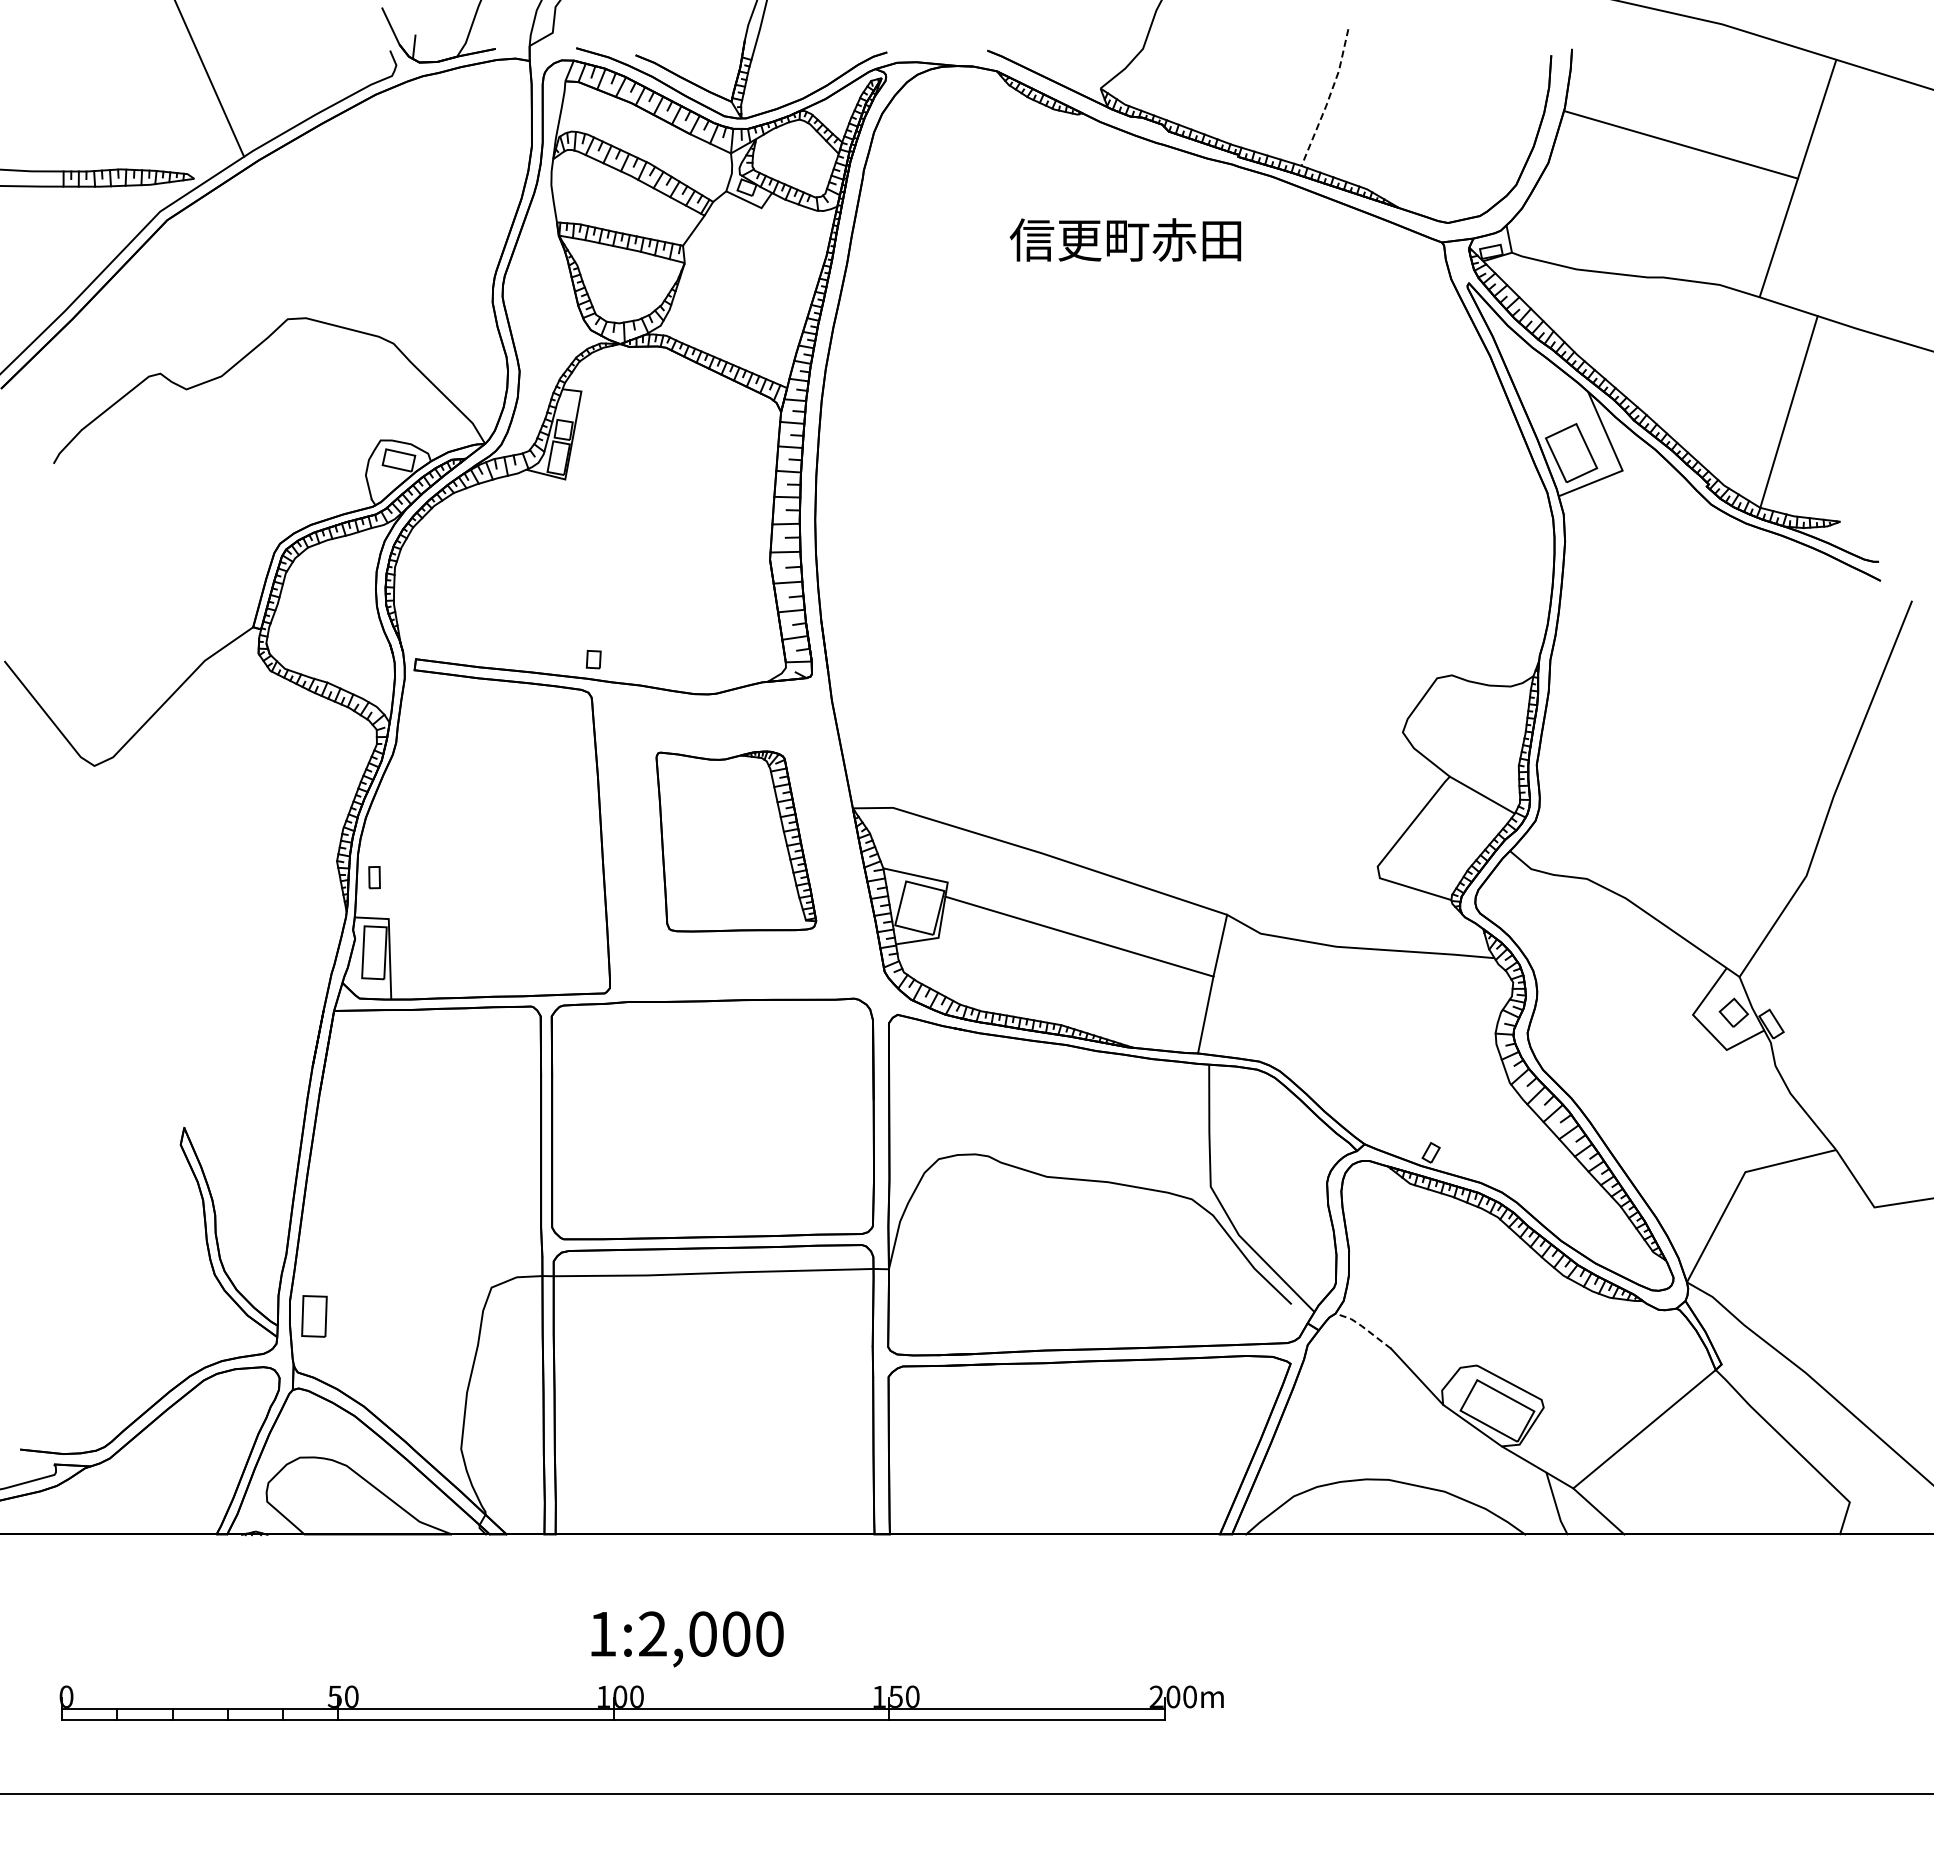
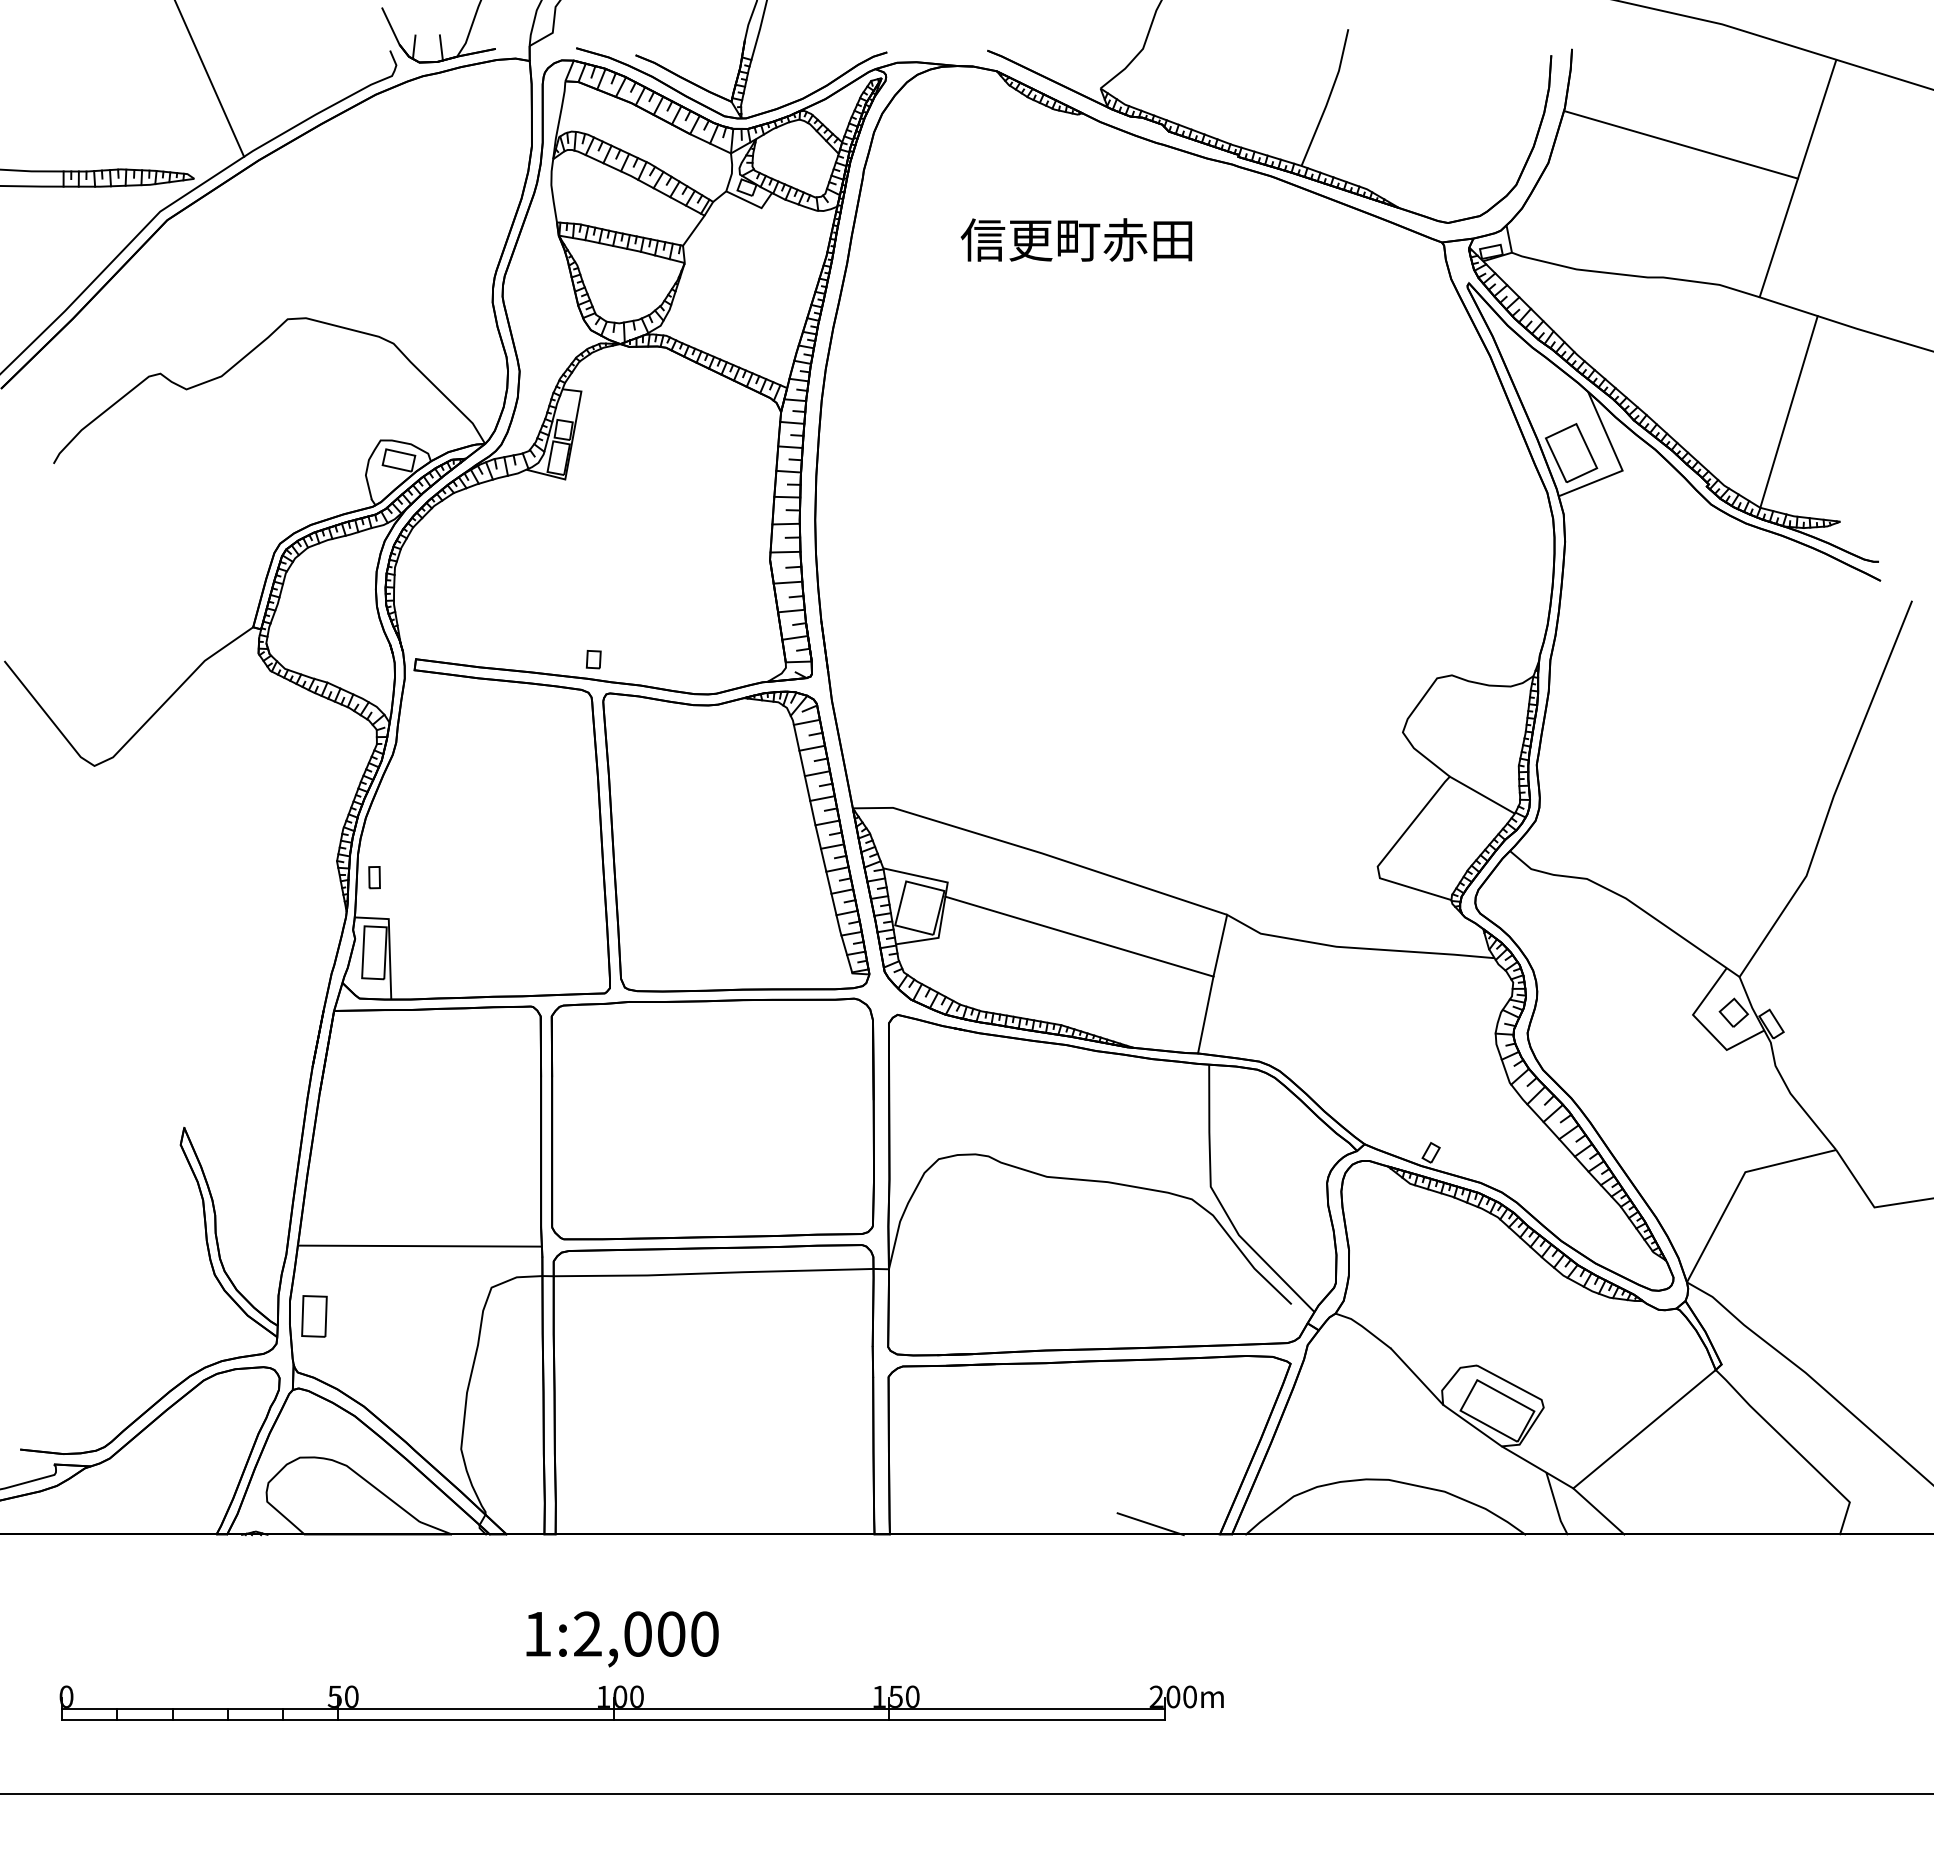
line: none -> present (440, 47)
line: dashed -> solid (1328, 98)
text position: (1125, 239) -> (1076, 239) (1076, 239)
part size: 163x183 px -> 269x303 px (736, 841)
line: none -> present (419, 1245)
line: dashed -> solid (1363, 1327)
line: none -> present (1150, 1524)
text position: (687, 1639) -> (622, 1639) (622, 1639)
